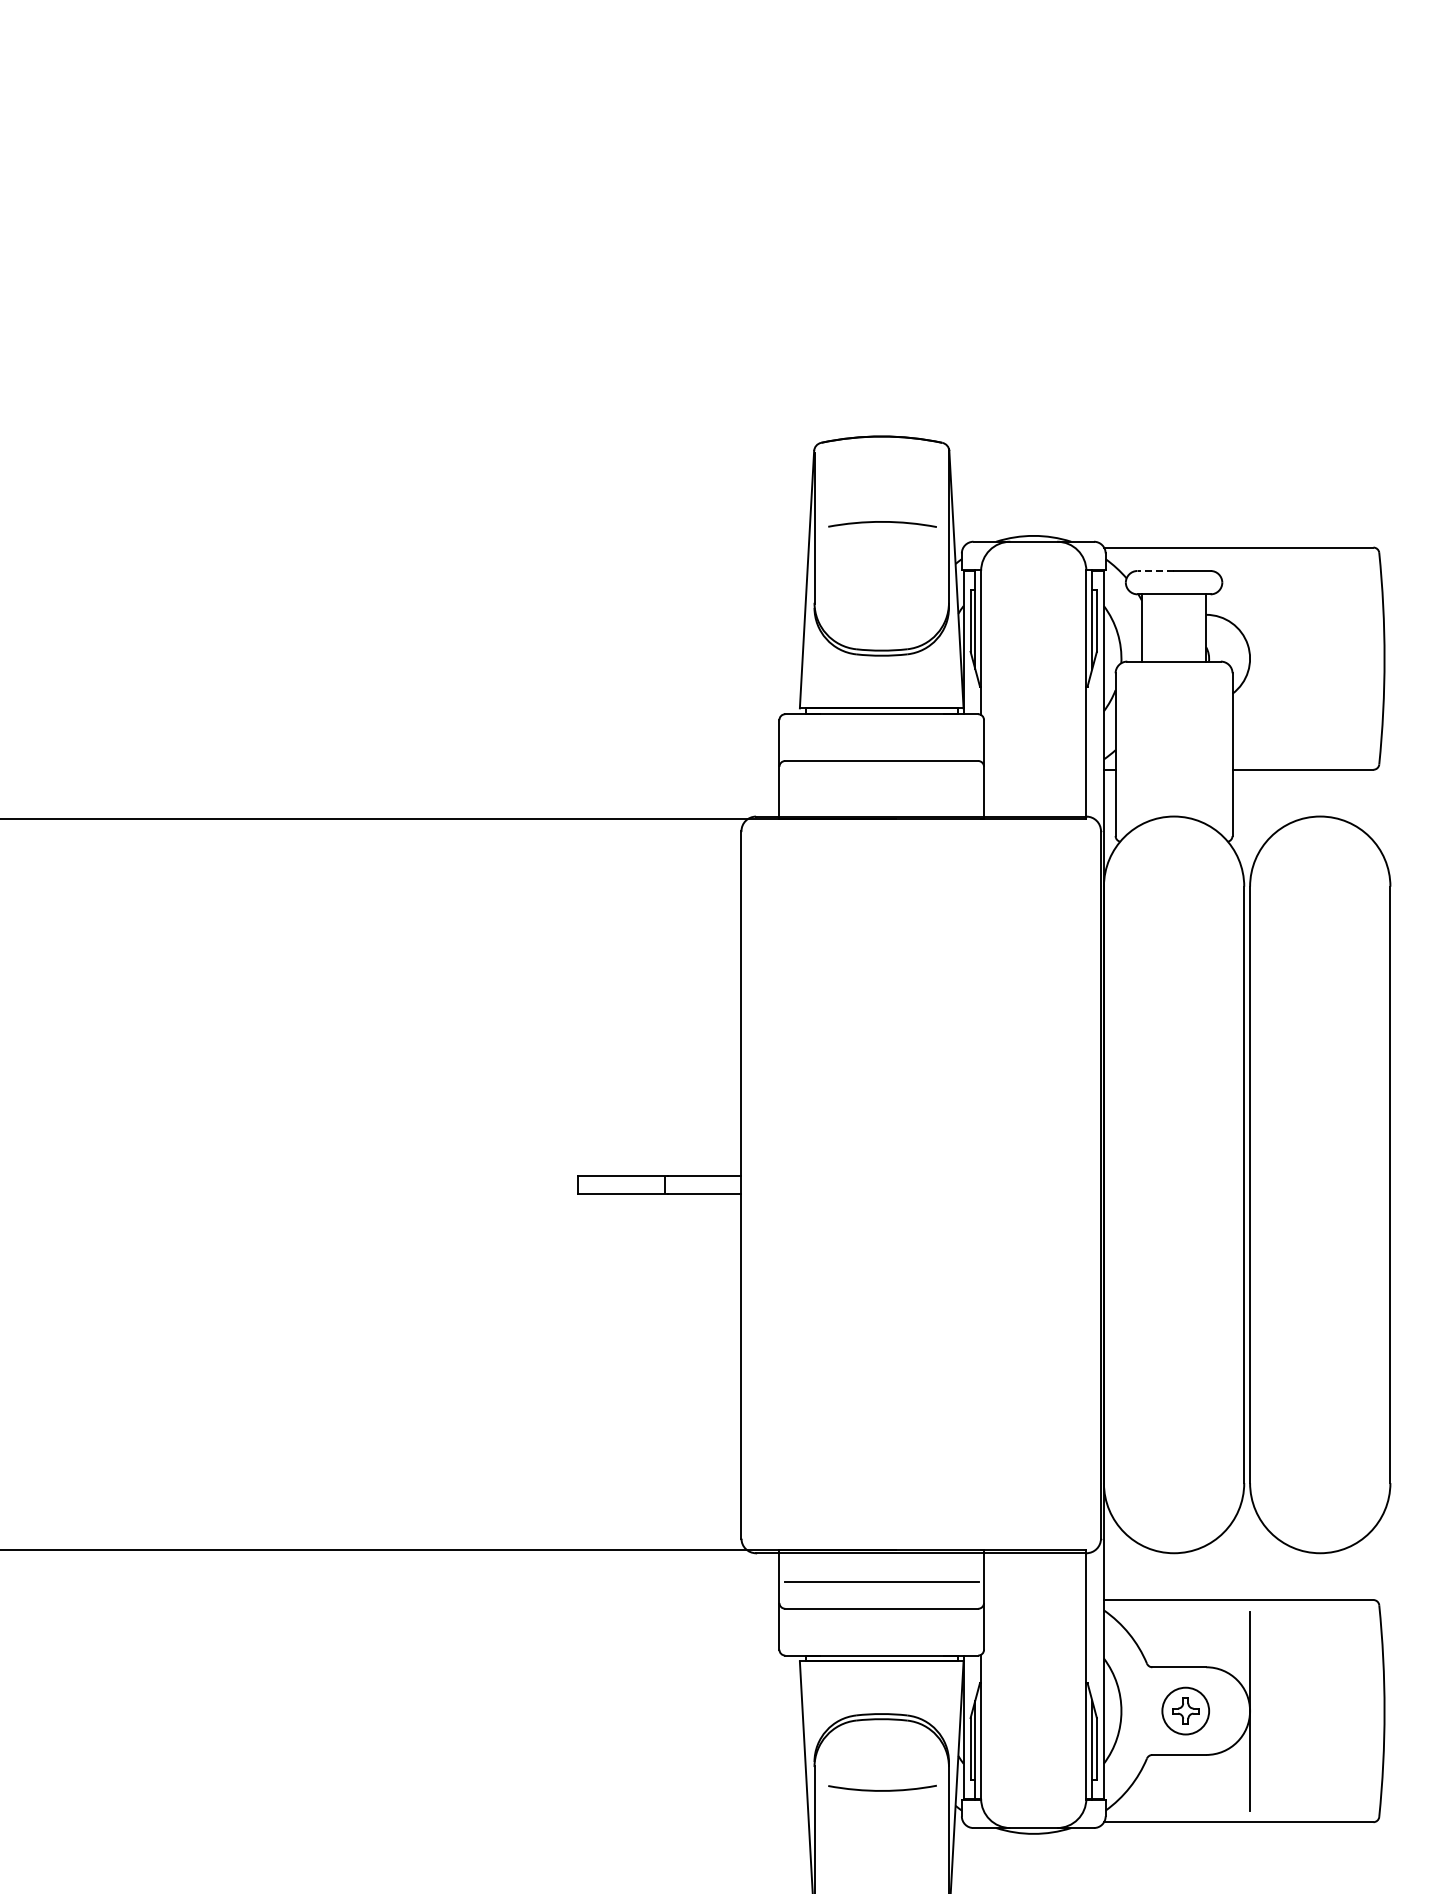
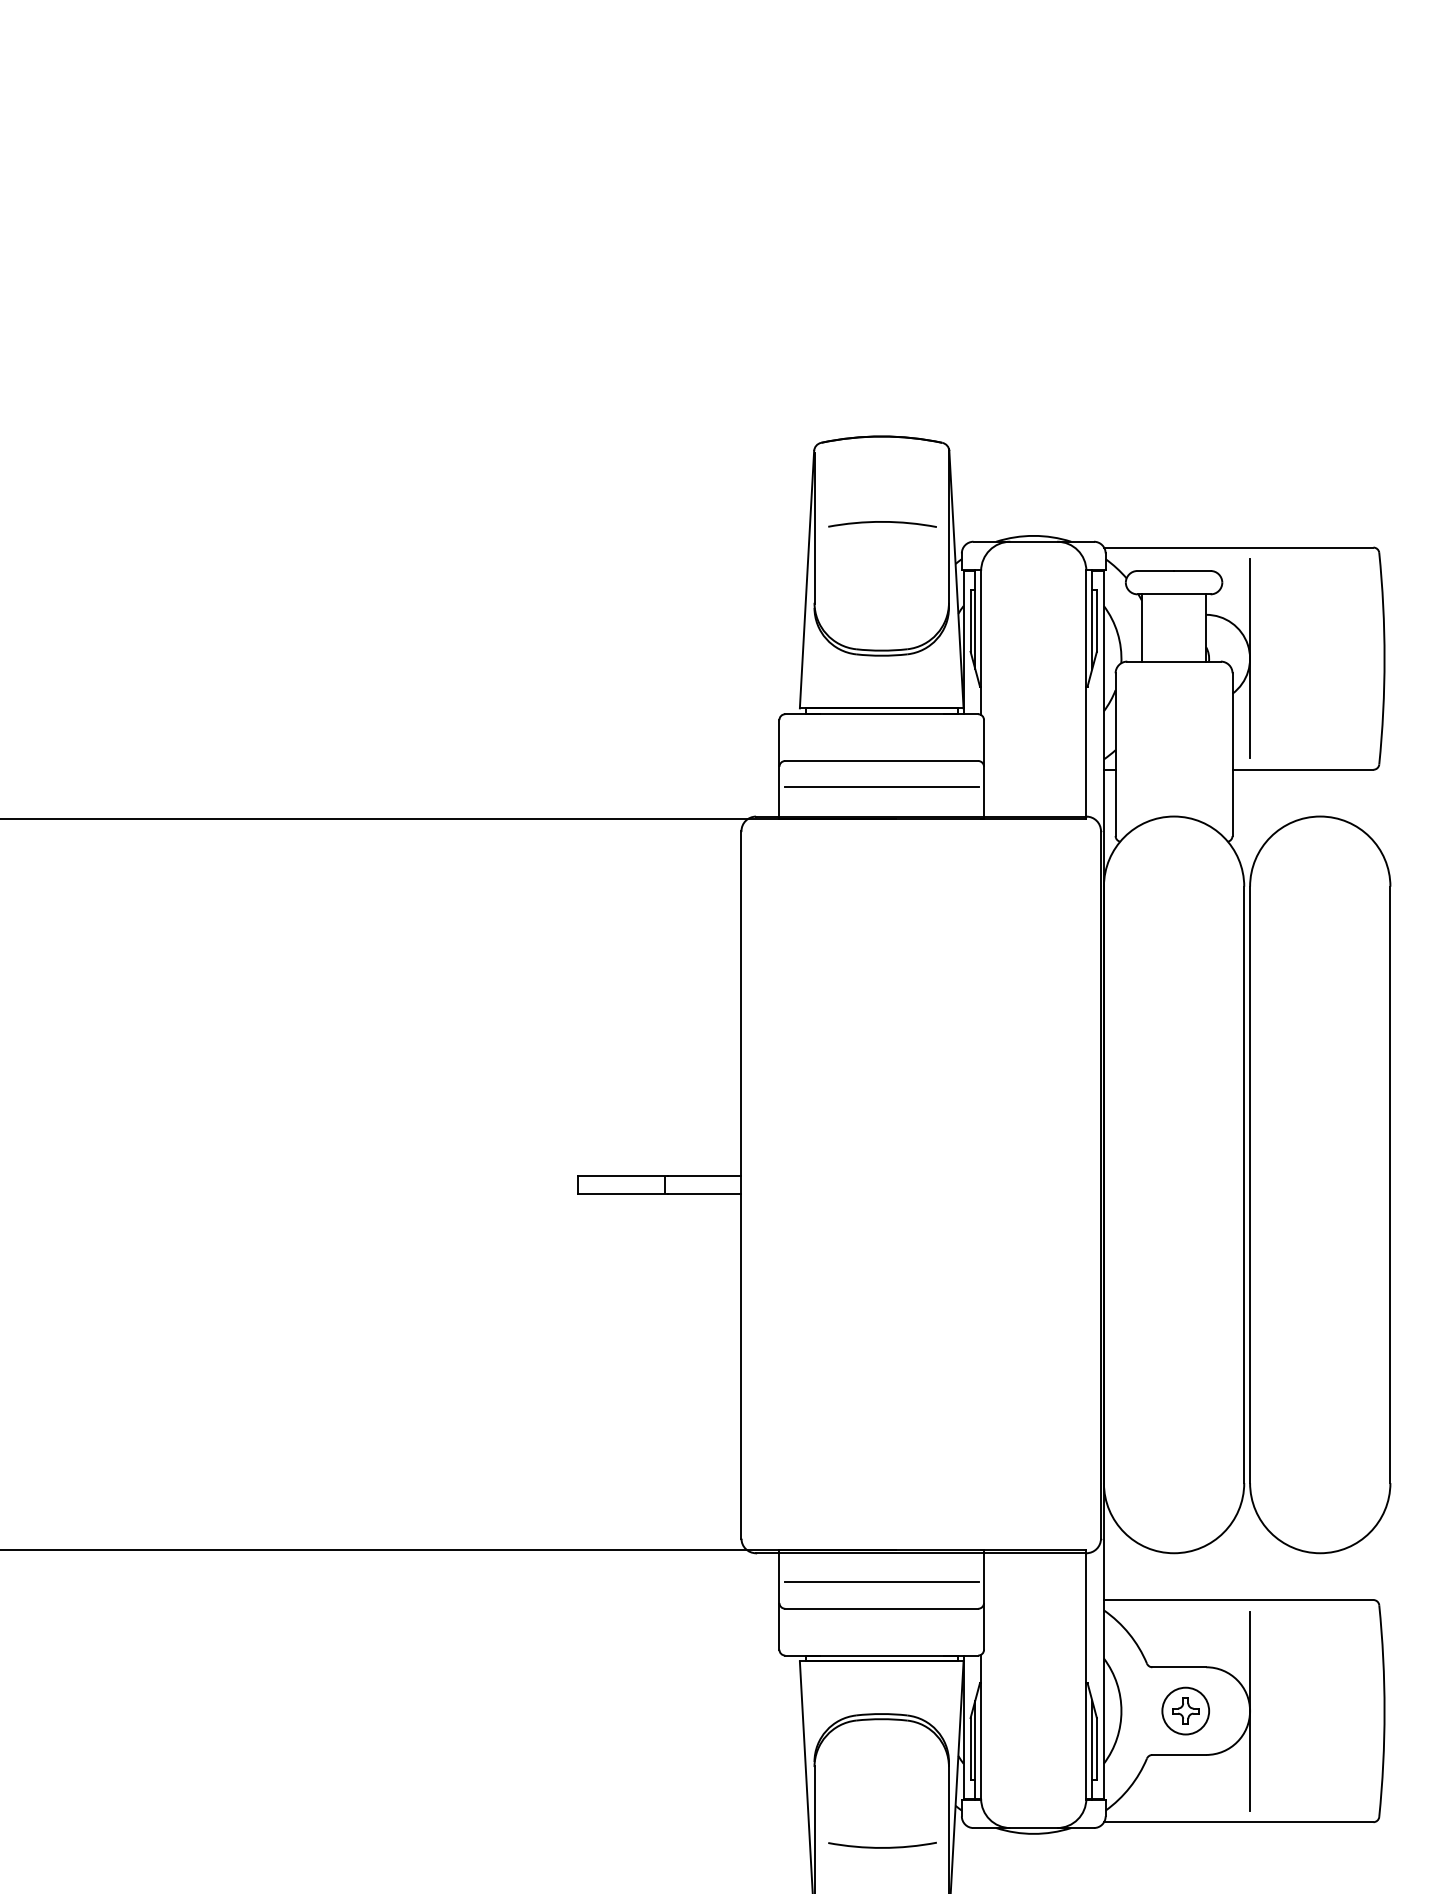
line: dashed -> solid (1155, 570)
line: none -> present (1250, 658)
line: none -> present (881, 787)
arc position: (882, 1790) -> (882, 1847) (882, 1847)
